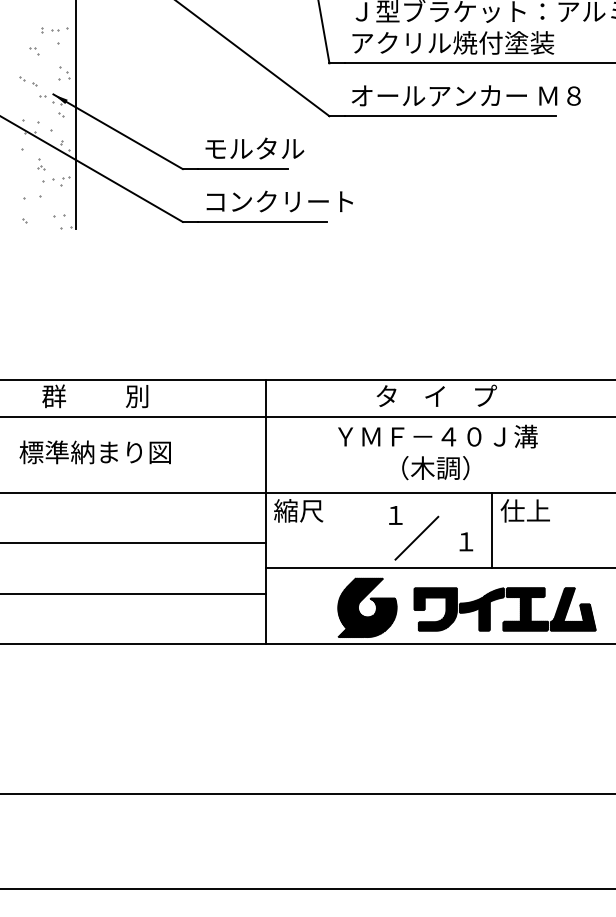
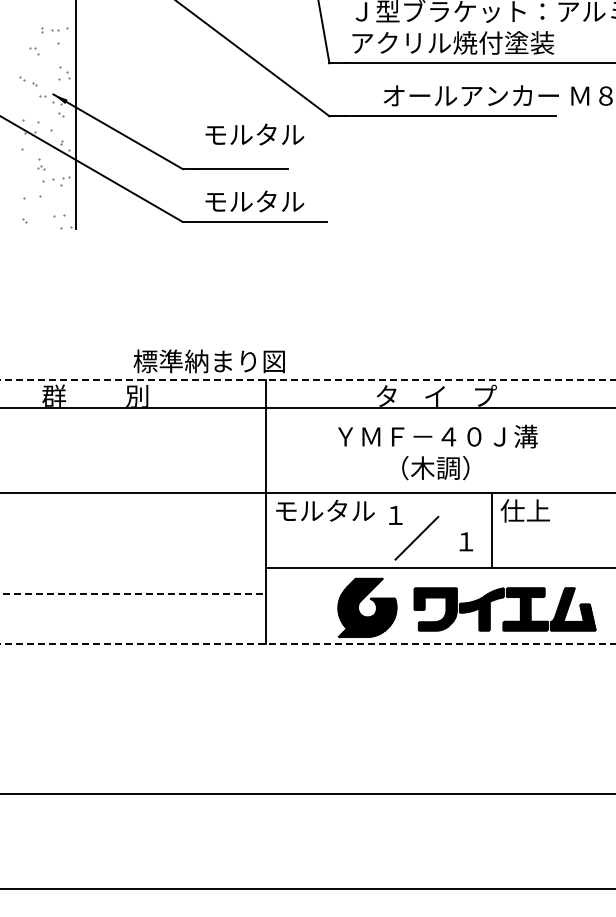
text position: (466, 95) -> (498, 95) (498, 95)
text position: (254, 148) -> (254, 134) (254, 134)
text: コンクリート -> モルタル (278, 201)
line: solid -> dashed (308, 379)
line position: (307, 417) -> (307, 408) (307, 408)
text position: (94, 452) -> (208, 361) (208, 361)
text: 縮尺 -> モルタル (324, 510)
line: present -> none (133, 543)
line: solid -> dashed (133, 593)
line: solid -> dashed (308, 644)
